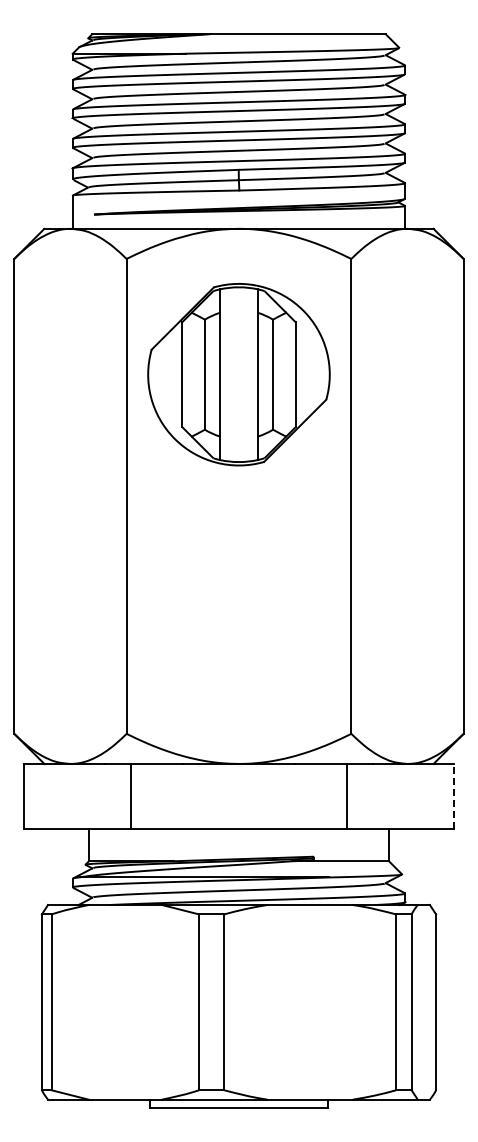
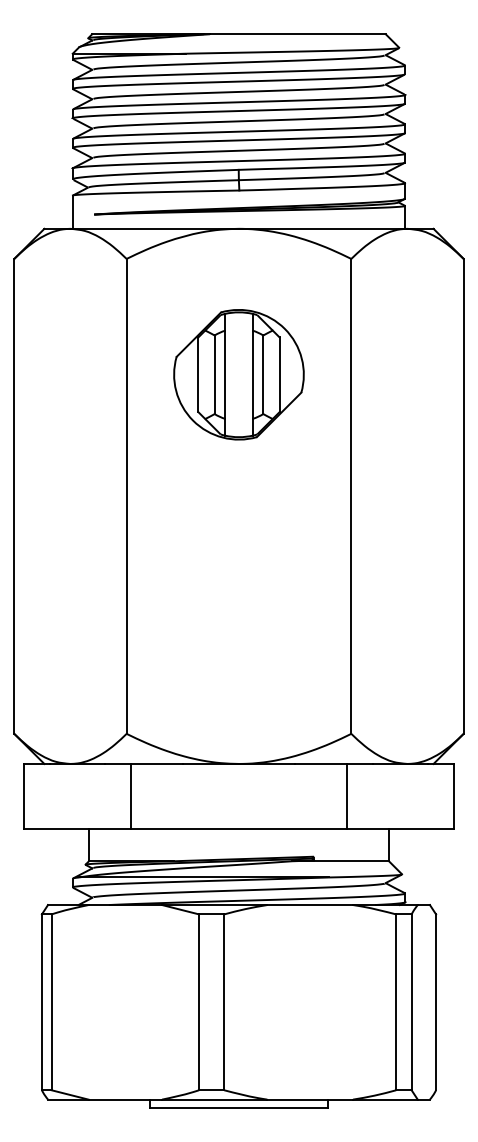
part size: 184x184 px -> 132x132 px (238, 374)
line: dashed -> solid (454, 795)
